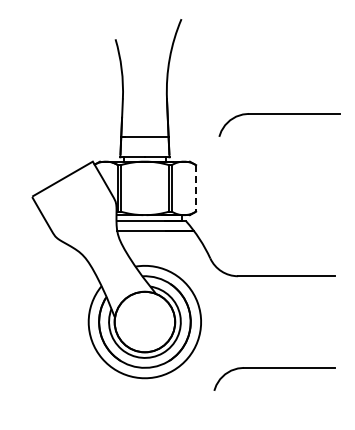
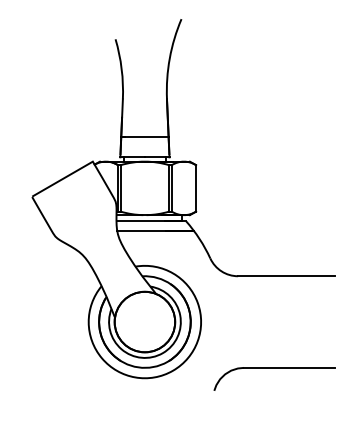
part: present -> none (279, 114)
line: dashed -> solid (196, 188)
